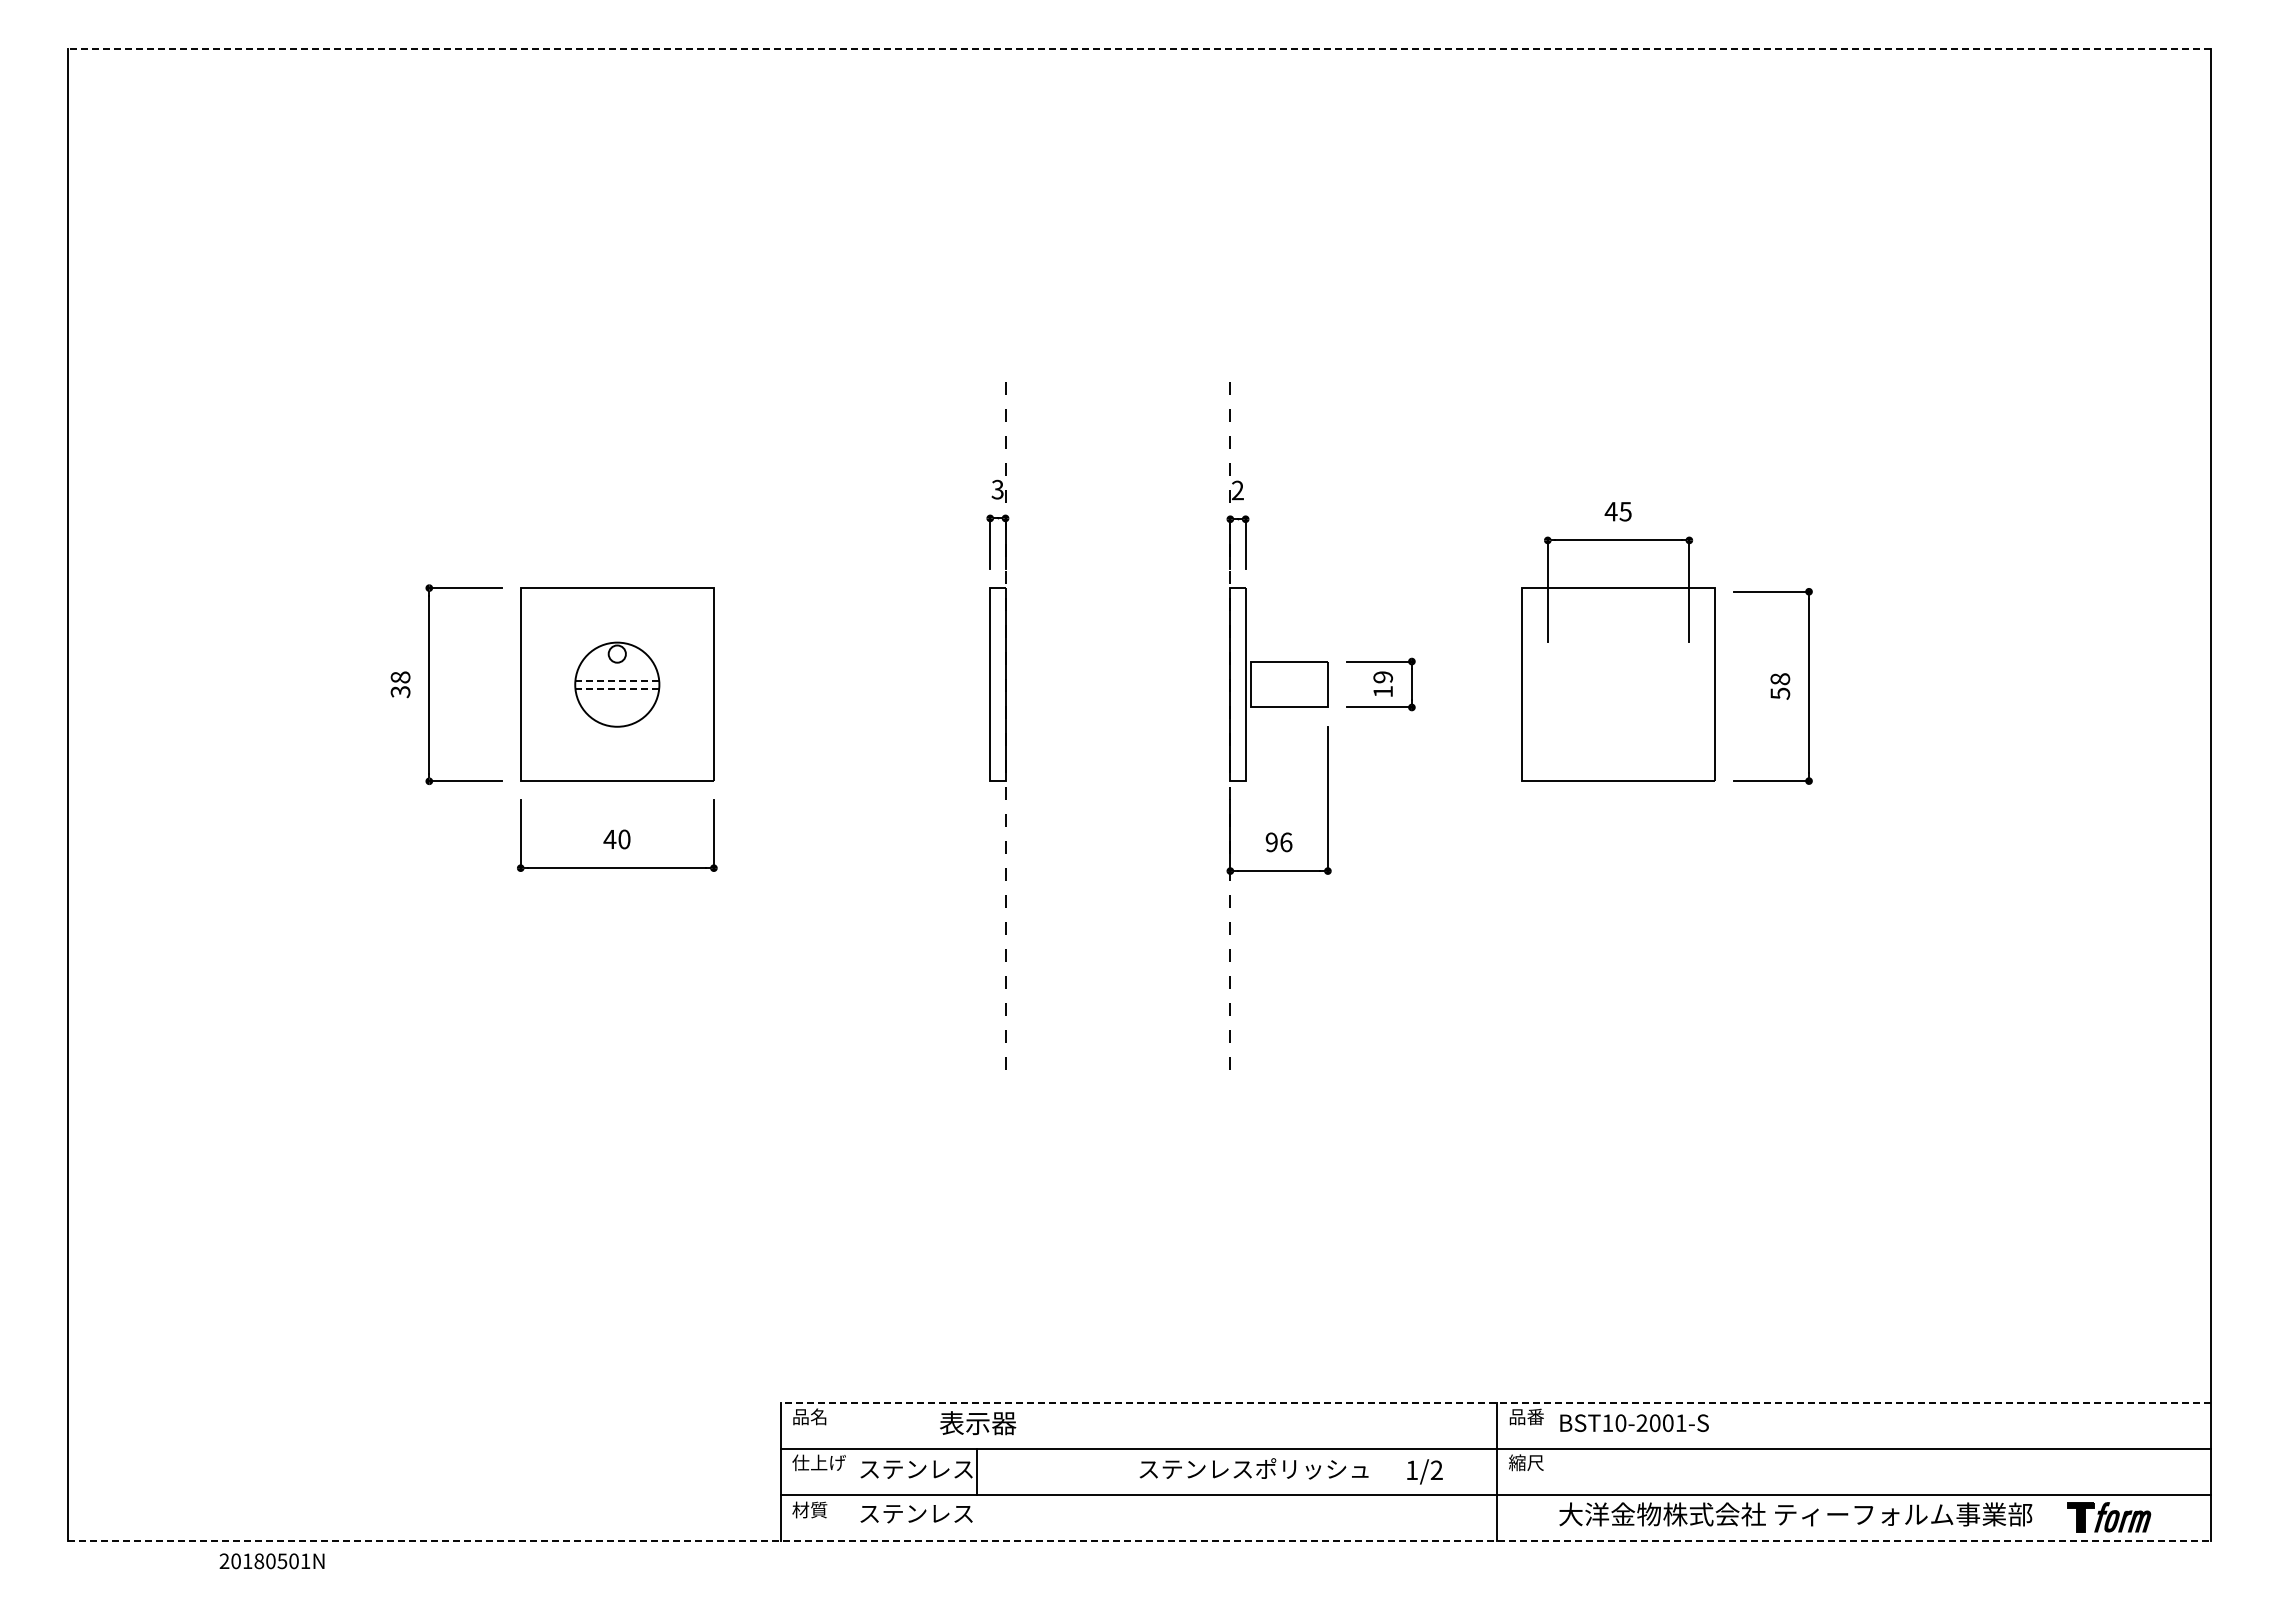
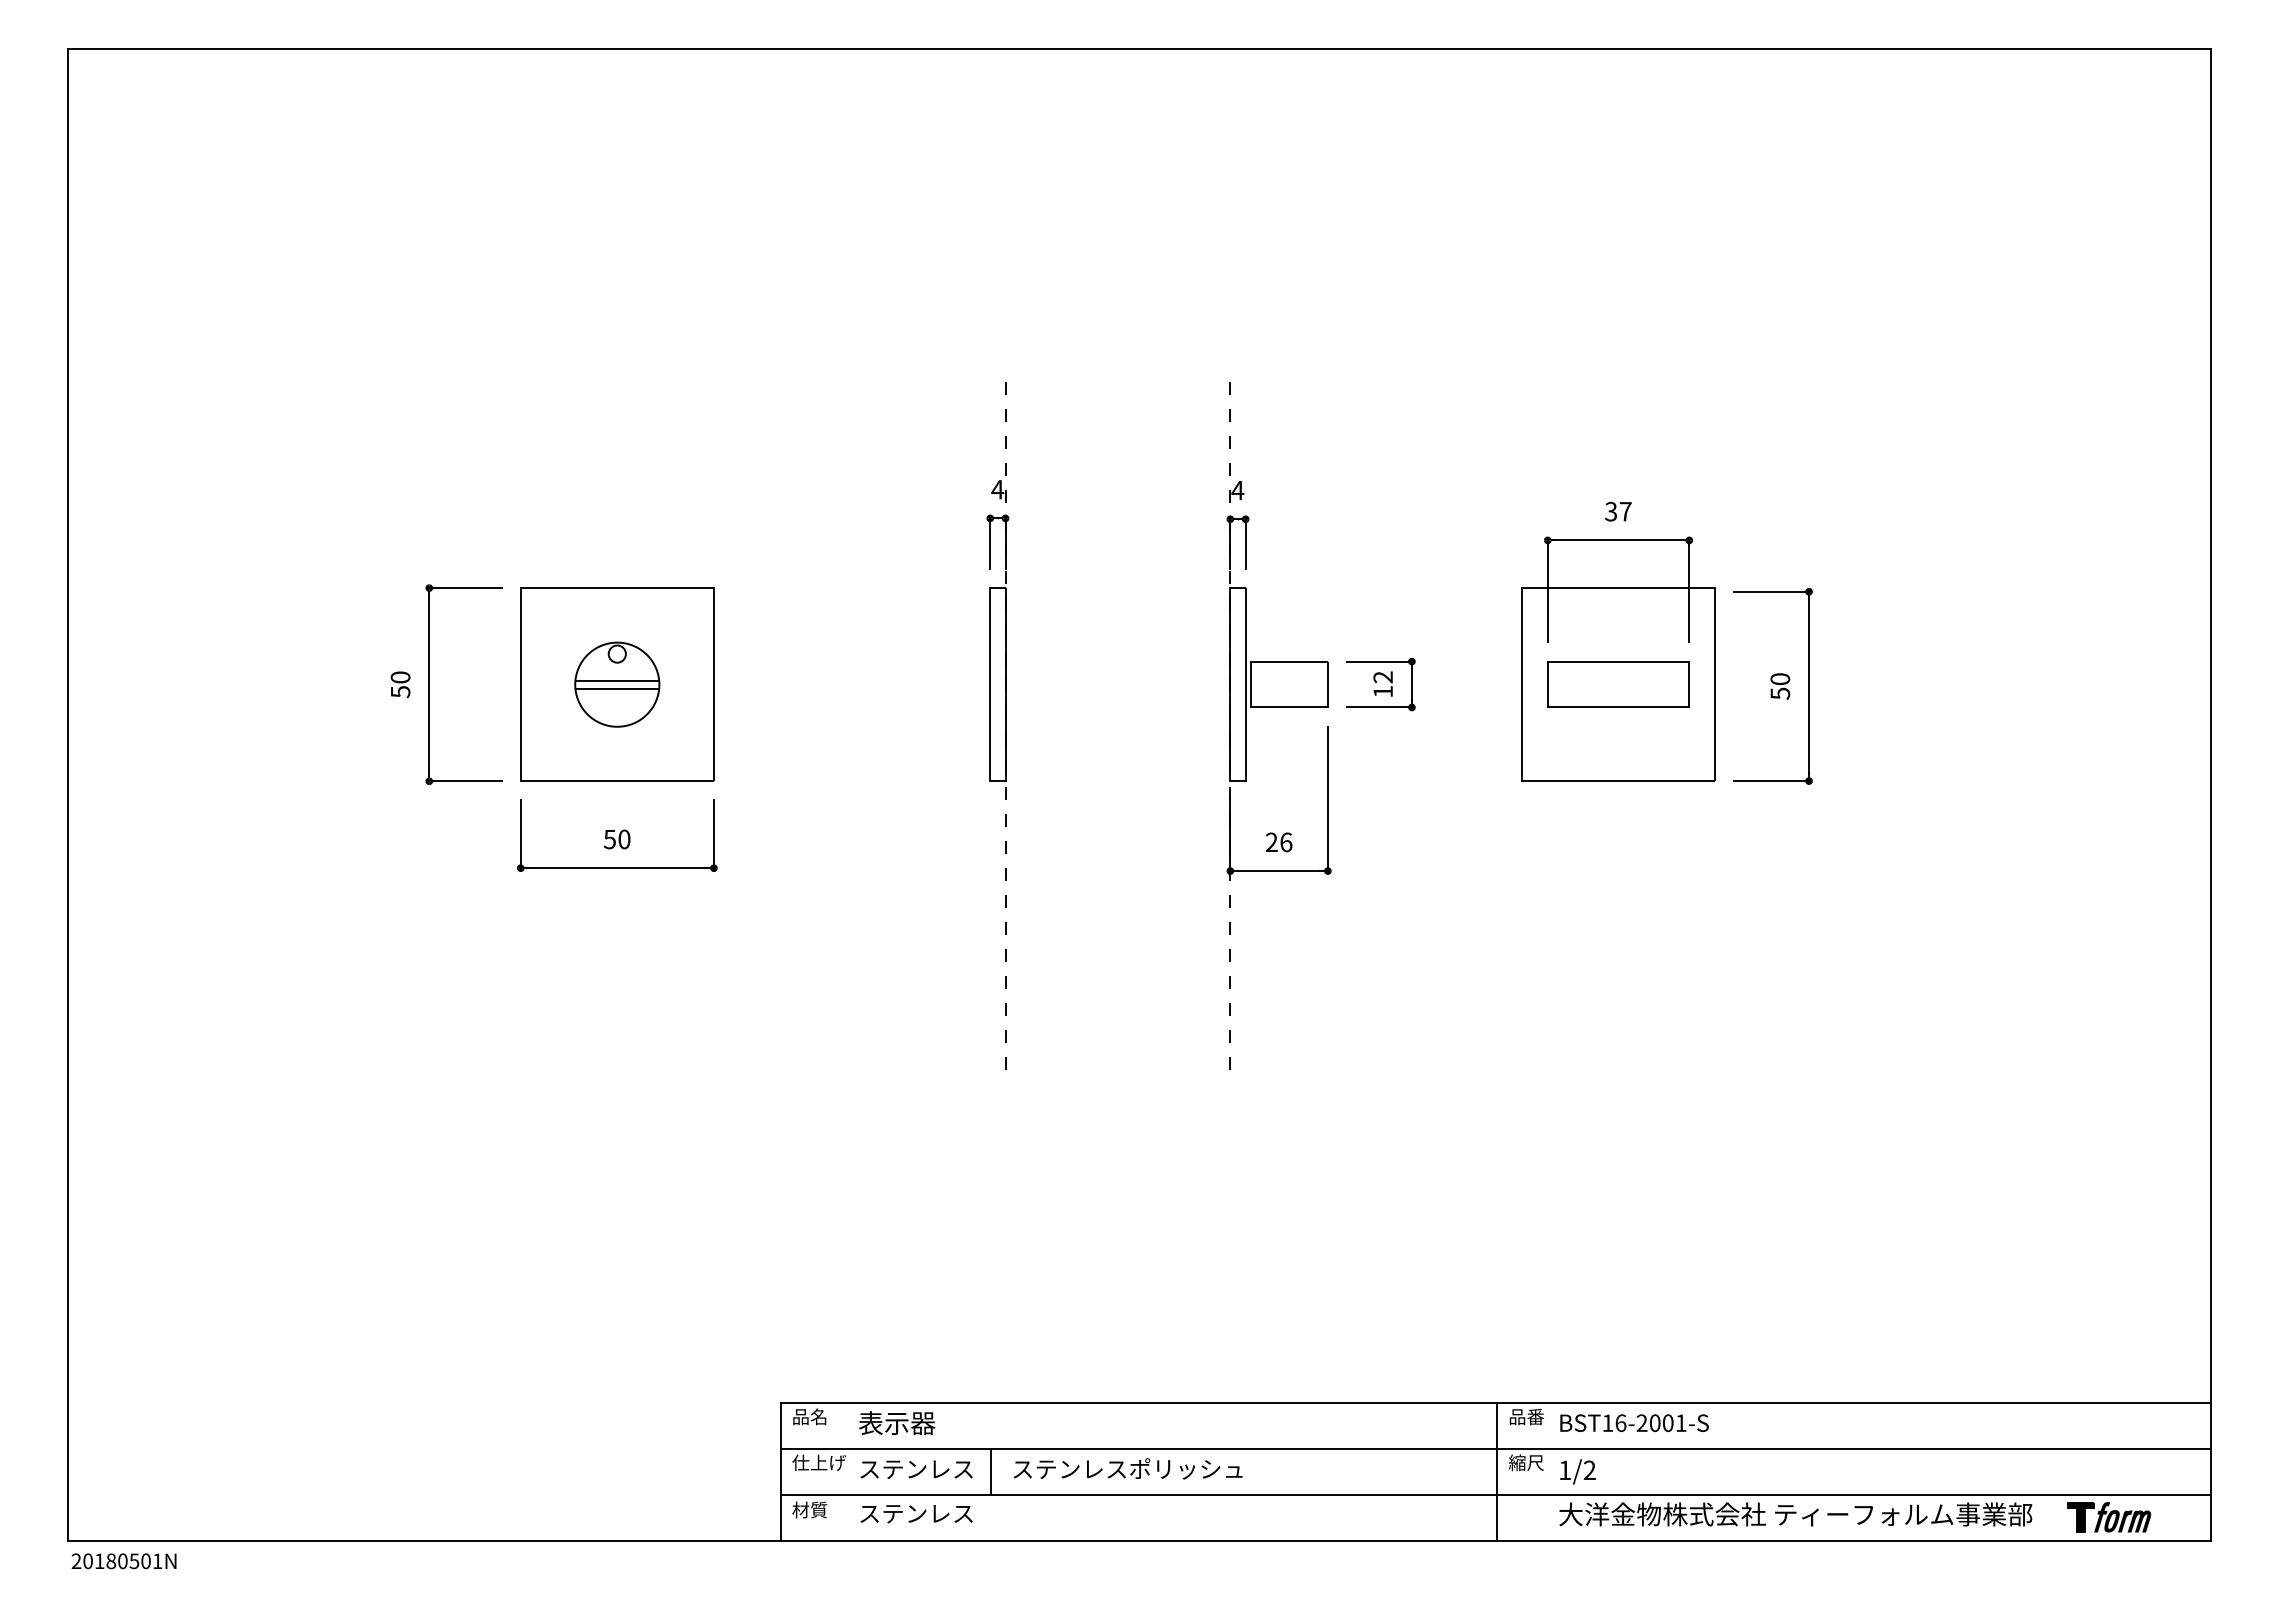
line: dashed -> solid (1139, 48)
text: 3 -> 4 (997, 489)
text: 2 -> 4 (1237, 490)
text: 45 -> 37 (1617, 511)
text: 19 -> 12 (1383, 677)
text: 58 -> 50 (1780, 679)
line: dashed -> solid (617, 680)
text: 38 -> 50 (400, 684)
part: none -> present (1618, 684)
line: dashed -> solid (617, 688)
text: 40 -> 50 (609, 839)
text: 96 -> 26 (1271, 842)
line: dashed -> solid (1495, 1402)
text: BST10-2001-S -> BST16-2001-S (1620, 1422)
text position: (978, 1423) -> (897, 1423) (897, 1423)
text position: (1253, 1468) -> (1127, 1468) (1127, 1468)
line position: (977, 1471) -> (991, 1471) (991, 1471)
text position: (1424, 1471) -> (1577, 1471) (1577, 1471)
line: dashed -> solid (1139, 1540)
text position: (271, 1561) -> (123, 1561) (123, 1561)
